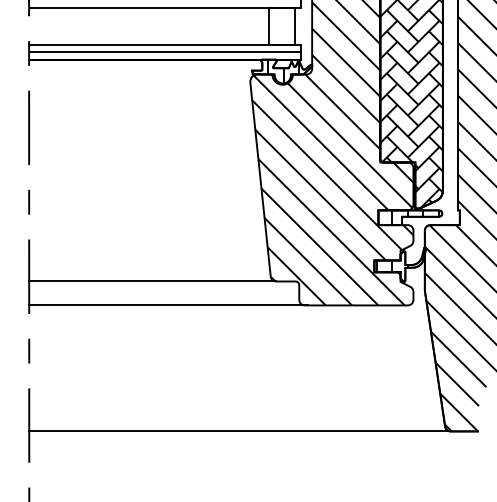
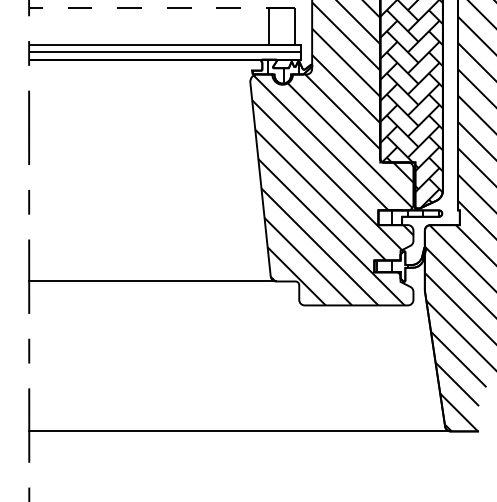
line: solid -> dashed (169, 8)
line: present -> none (168, 305)
